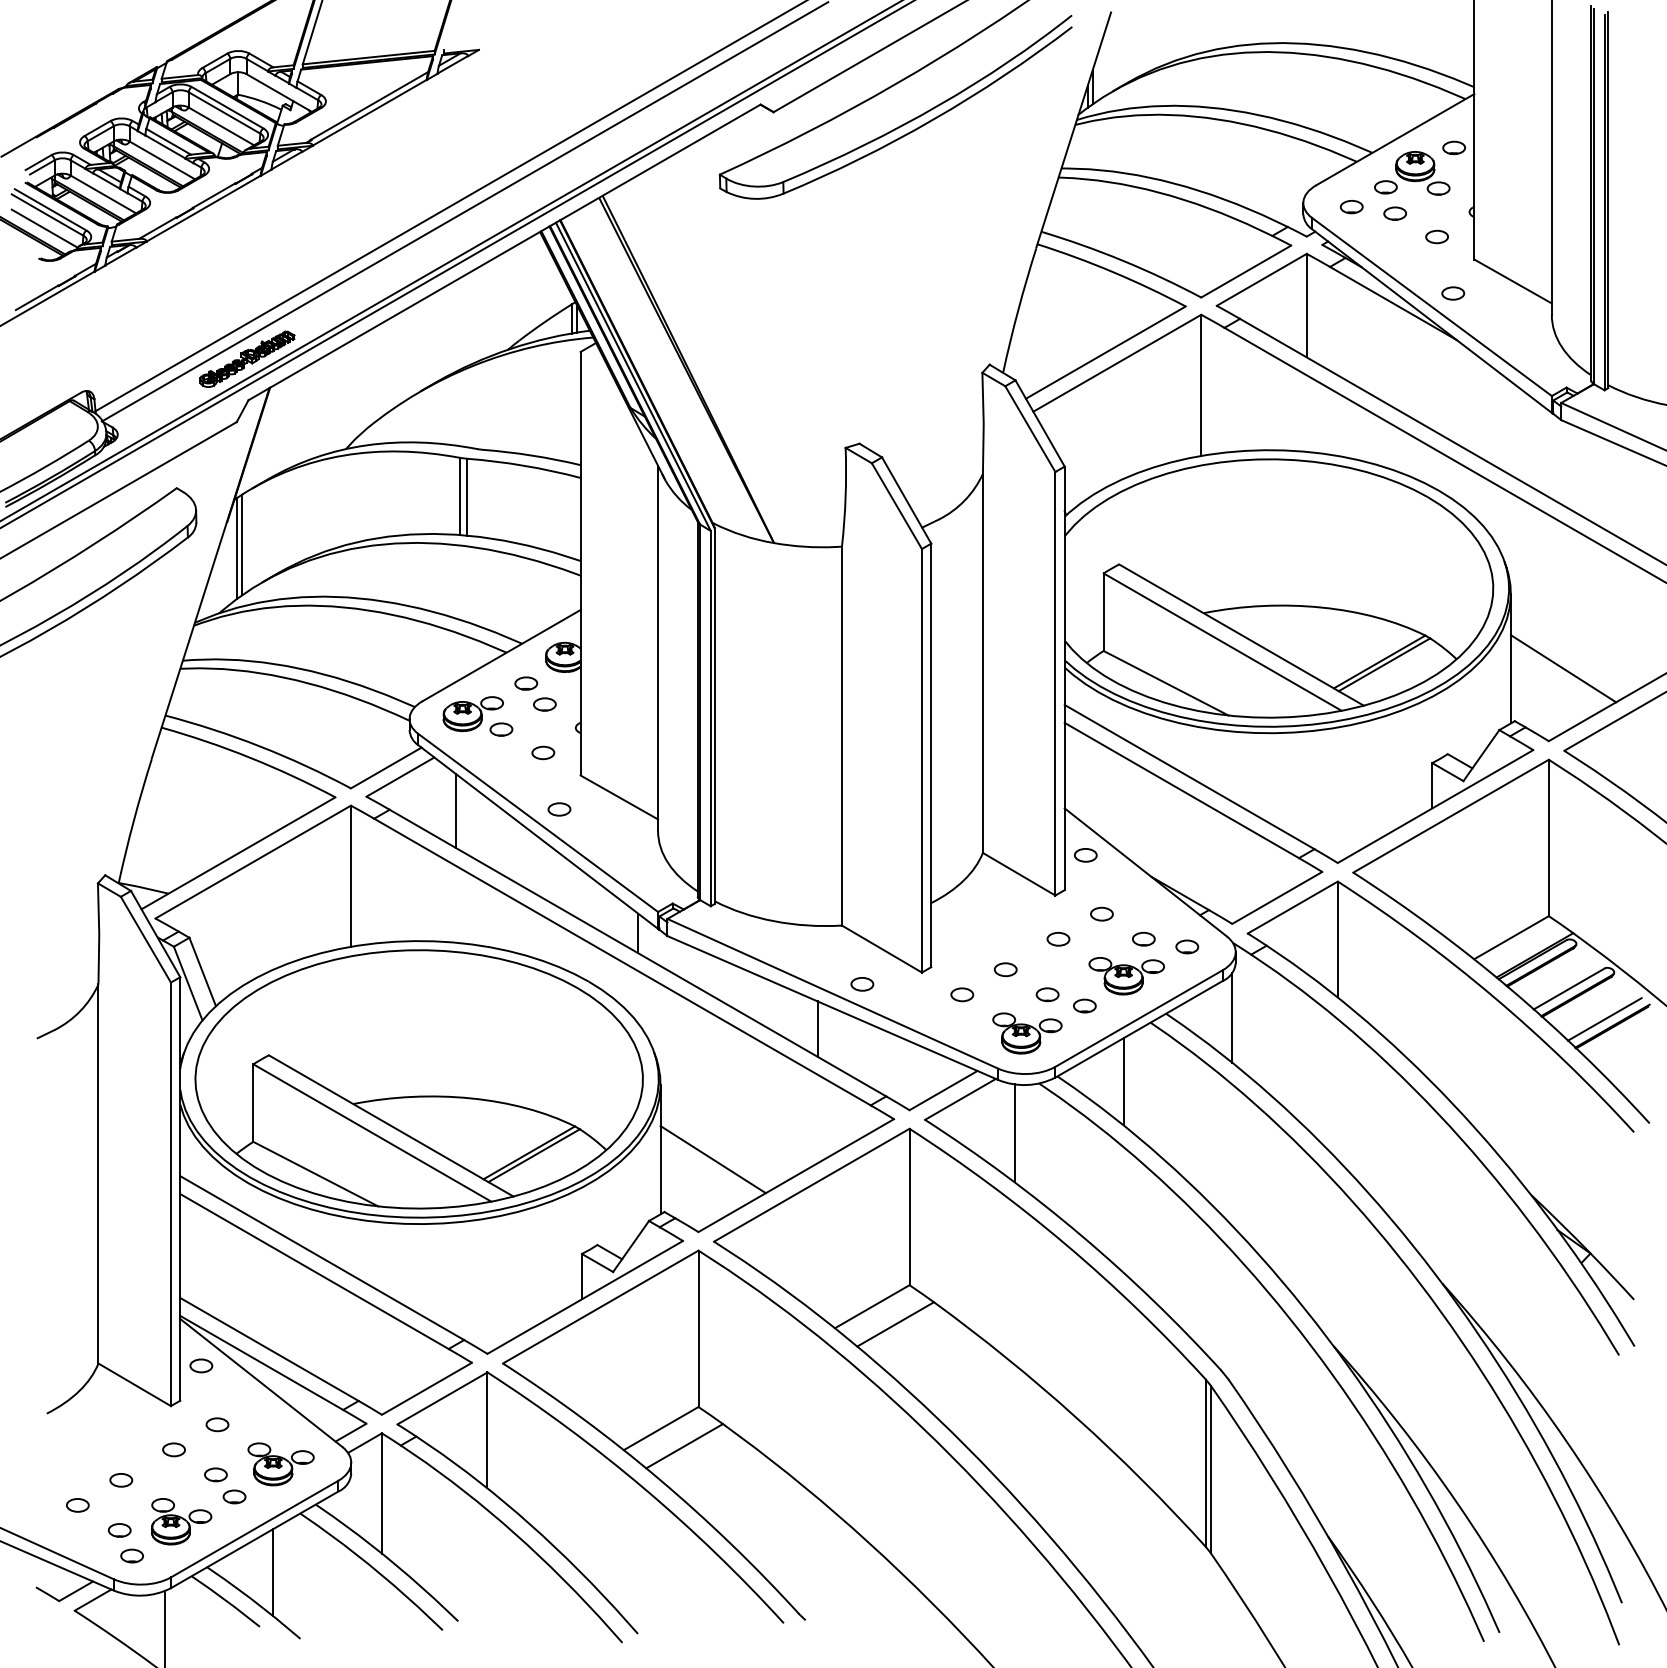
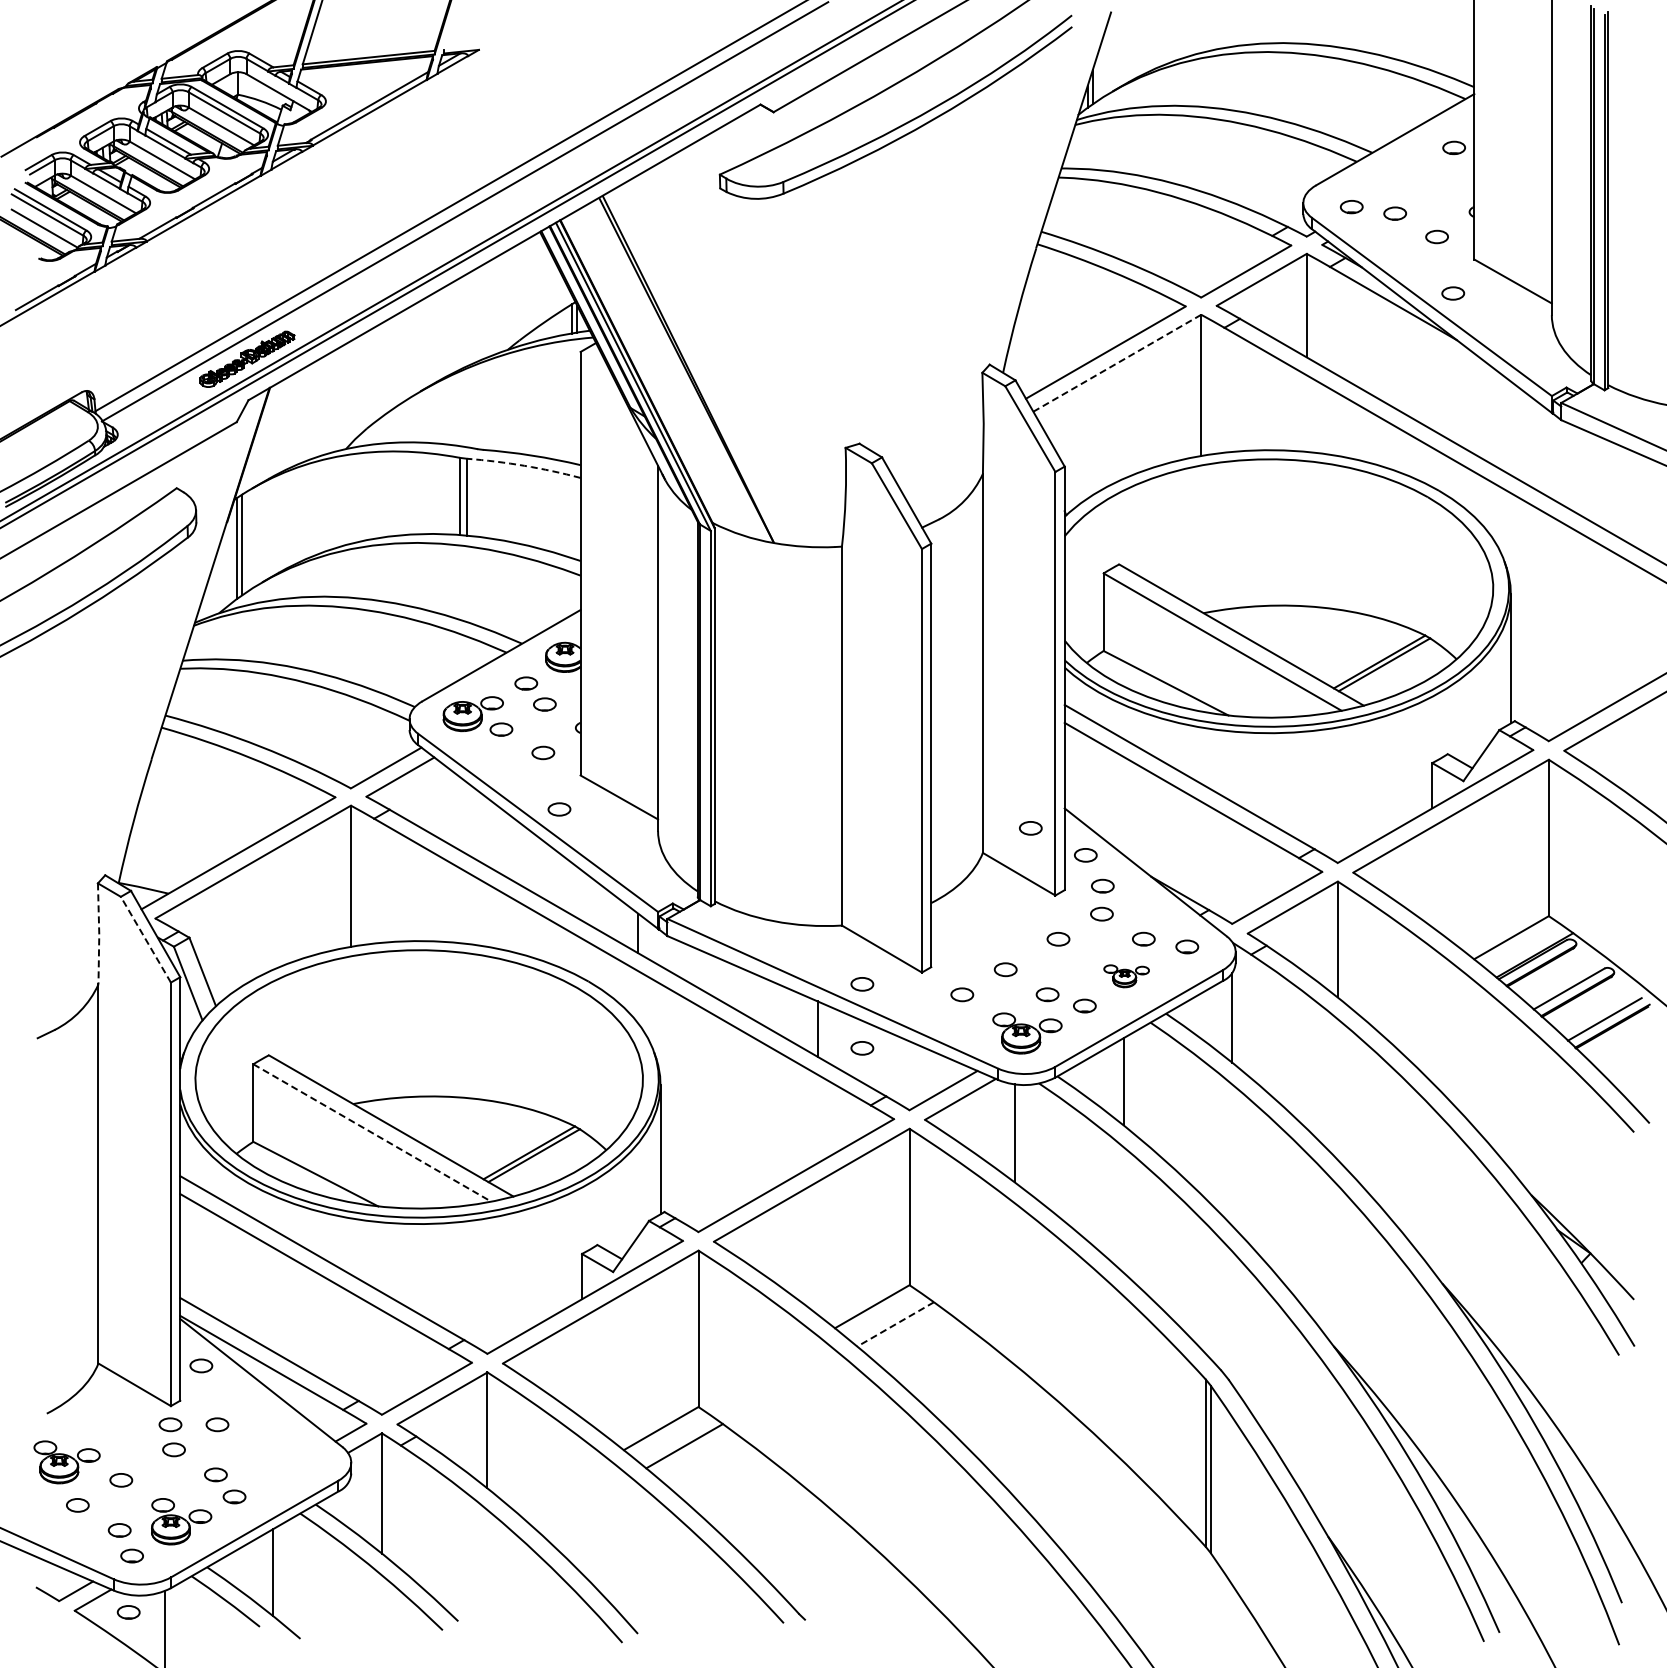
part: present -> none (1412, 173)
line: solid -> dashed (1117, 363)
arc: solid -> dashed (524, 465)
line: present -> none (1563, 668)
line: present -> none (456, 811)
part: none -> present (1030, 828)
part: none -> present (1102, 885)
line: solid -> dashed (99, 934)
line: solid -> dashed (145, 939)
part size: 77x39 px -> 47x25 px (1126, 976)
part: none -> present (862, 1048)
line: solid -> dashed (372, 1133)
line: present -> none (712, 1159)
line: solid -> dashed (895, 1324)
part: none -> present (170, 1424)
part position: (280, 1464) -> (66, 1462) (66, 1462)
part: none -> present (128, 1612)
